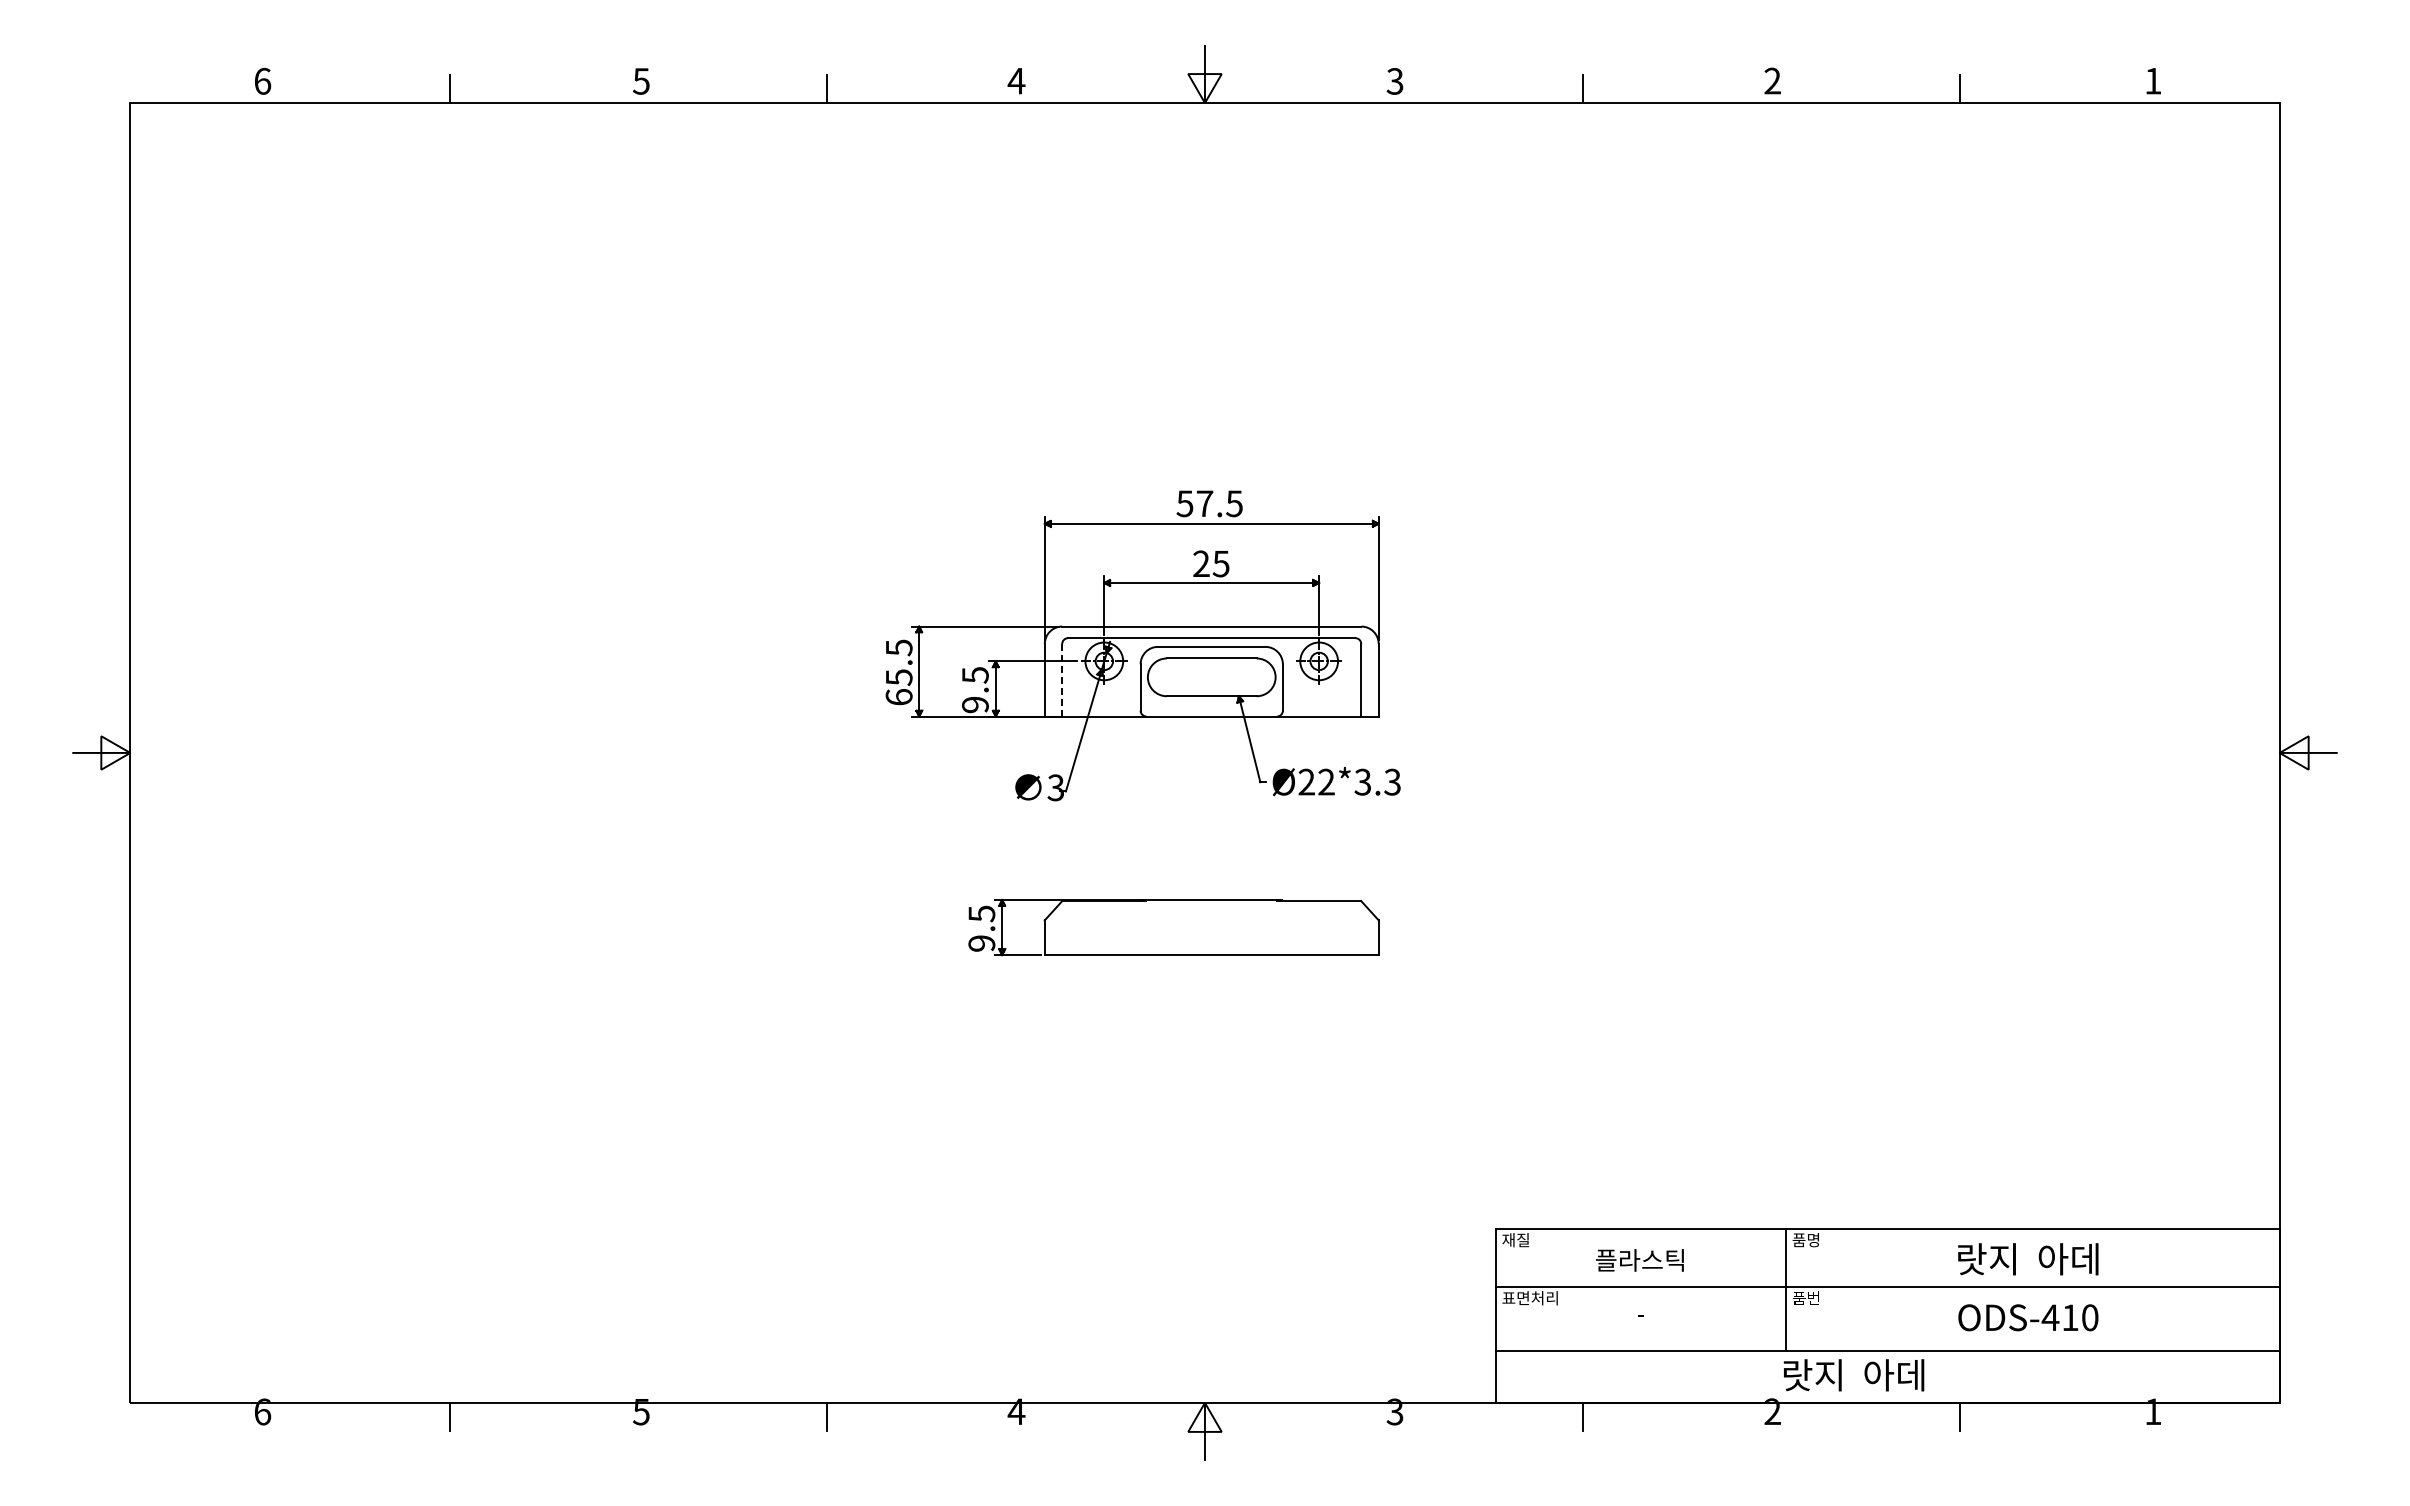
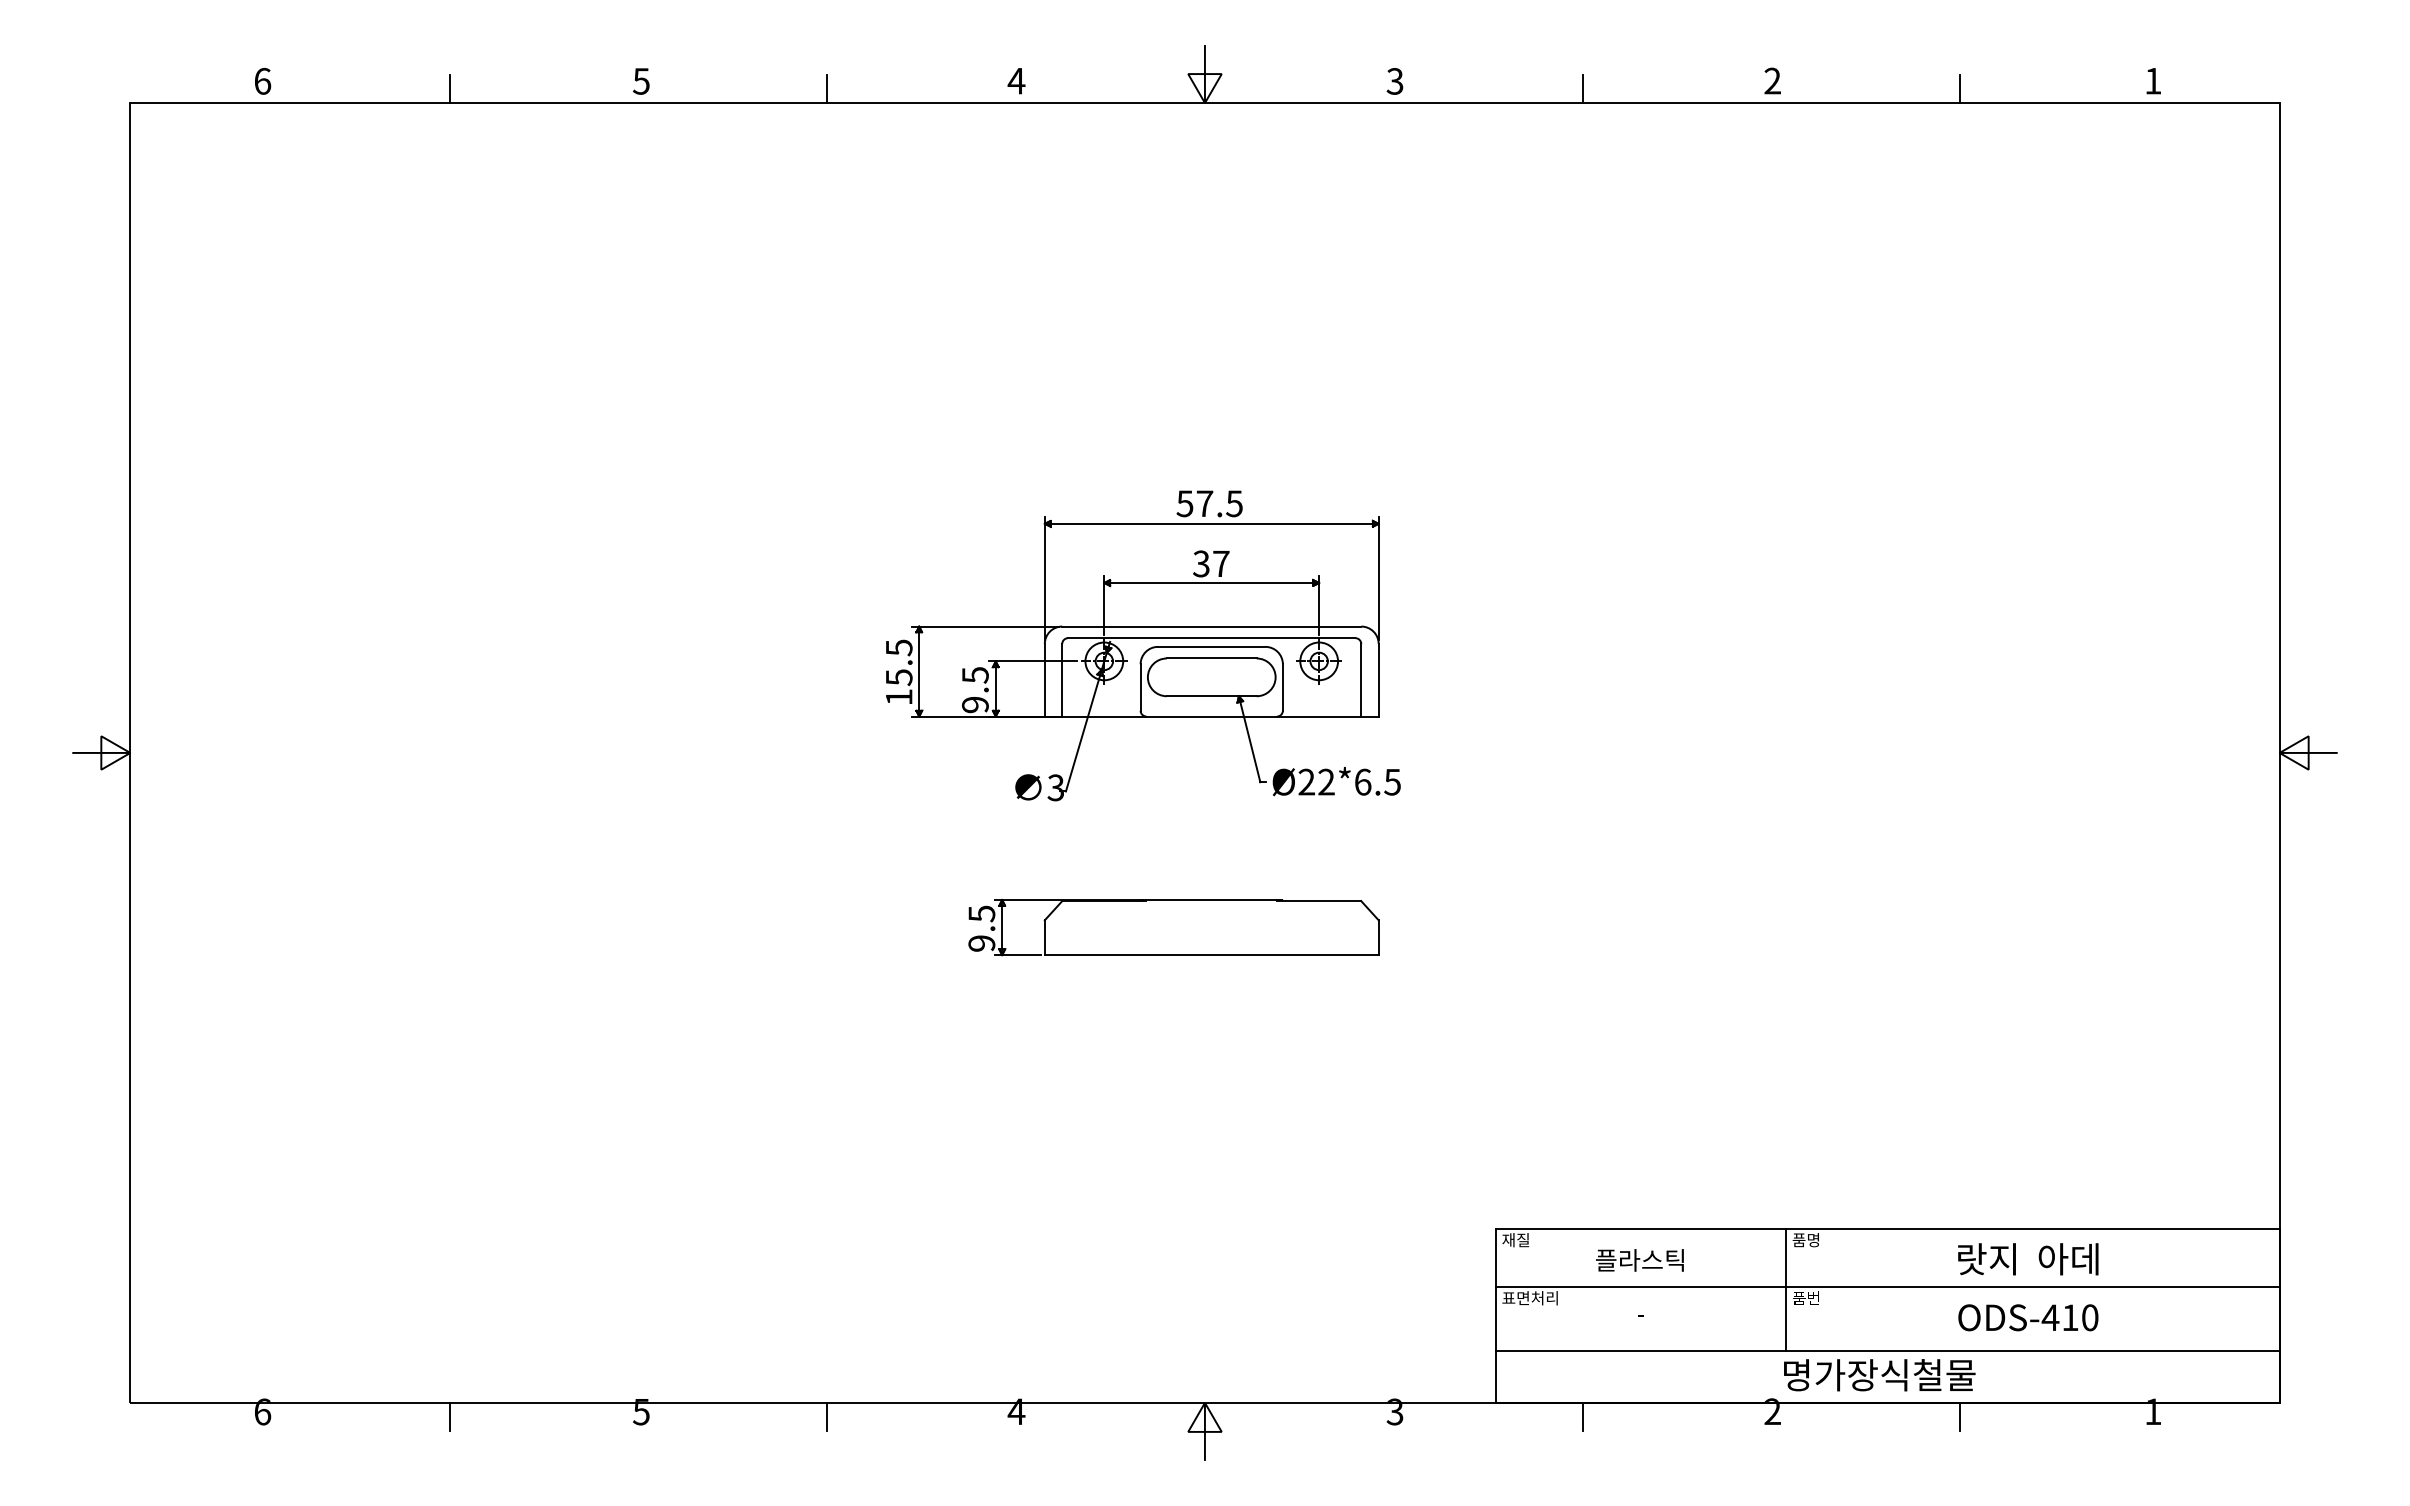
text: 25 -> 37 (1211, 563)
line: dashed -> solid (1062, 680)
text: 65.5 -> 15.5 (898, 697)
text: Ø22*3.3 -> Ø22*6.5 (1377, 781)
text: 랏지  아데 -> 명가장식철물 (1879, 1375)
